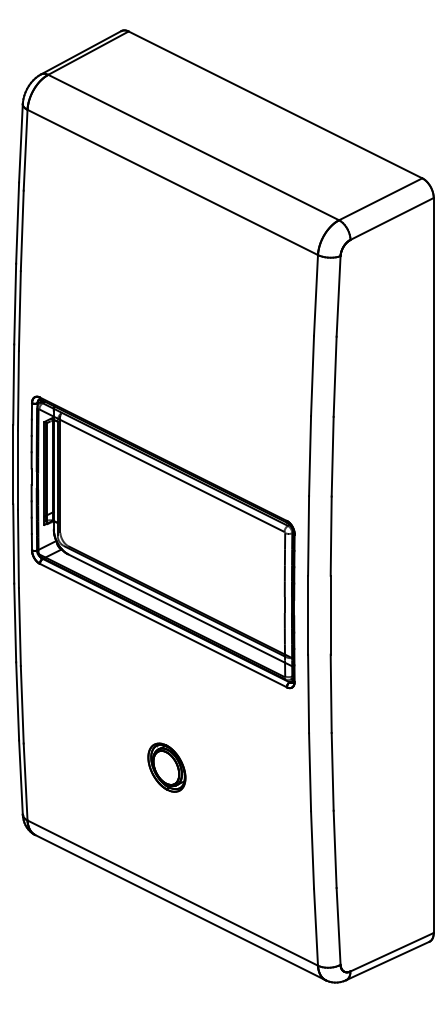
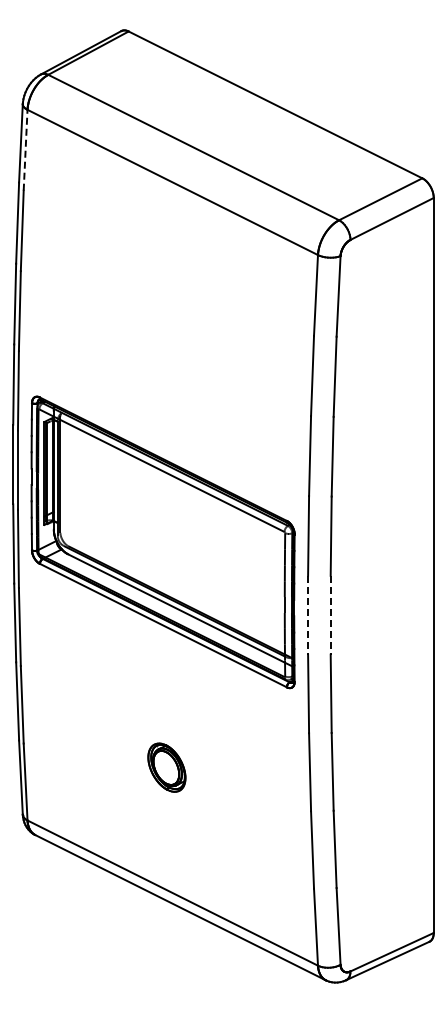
line: solid -> dashed (25, 149)
line: solid -> dashed (308, 615)
line: solid -> dashed (330, 615)
